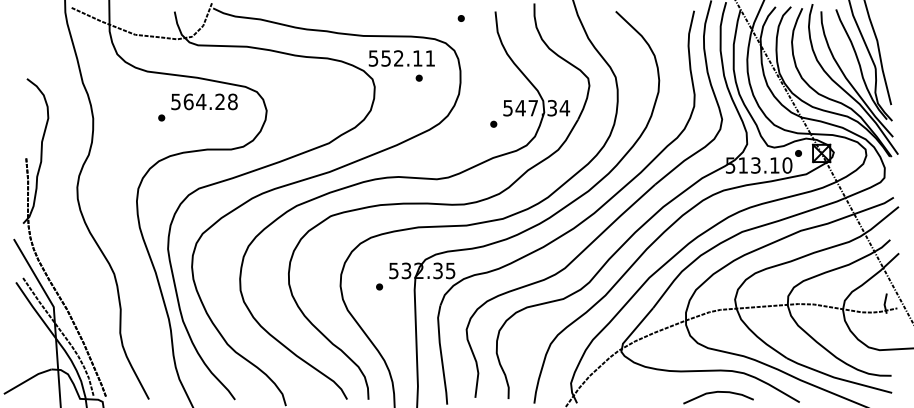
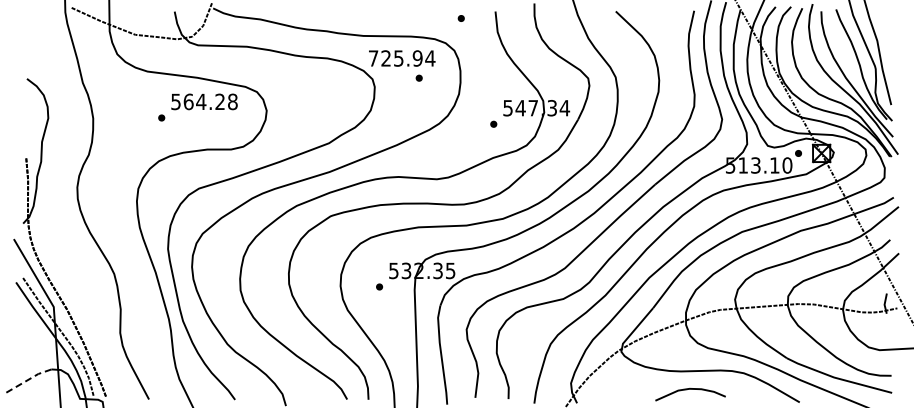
text: 552.11 -> 725.94 (401, 58)
line: solid -> dashed (27, 380)
curve position: (718, 392) -> (690, 389) (690, 389)
